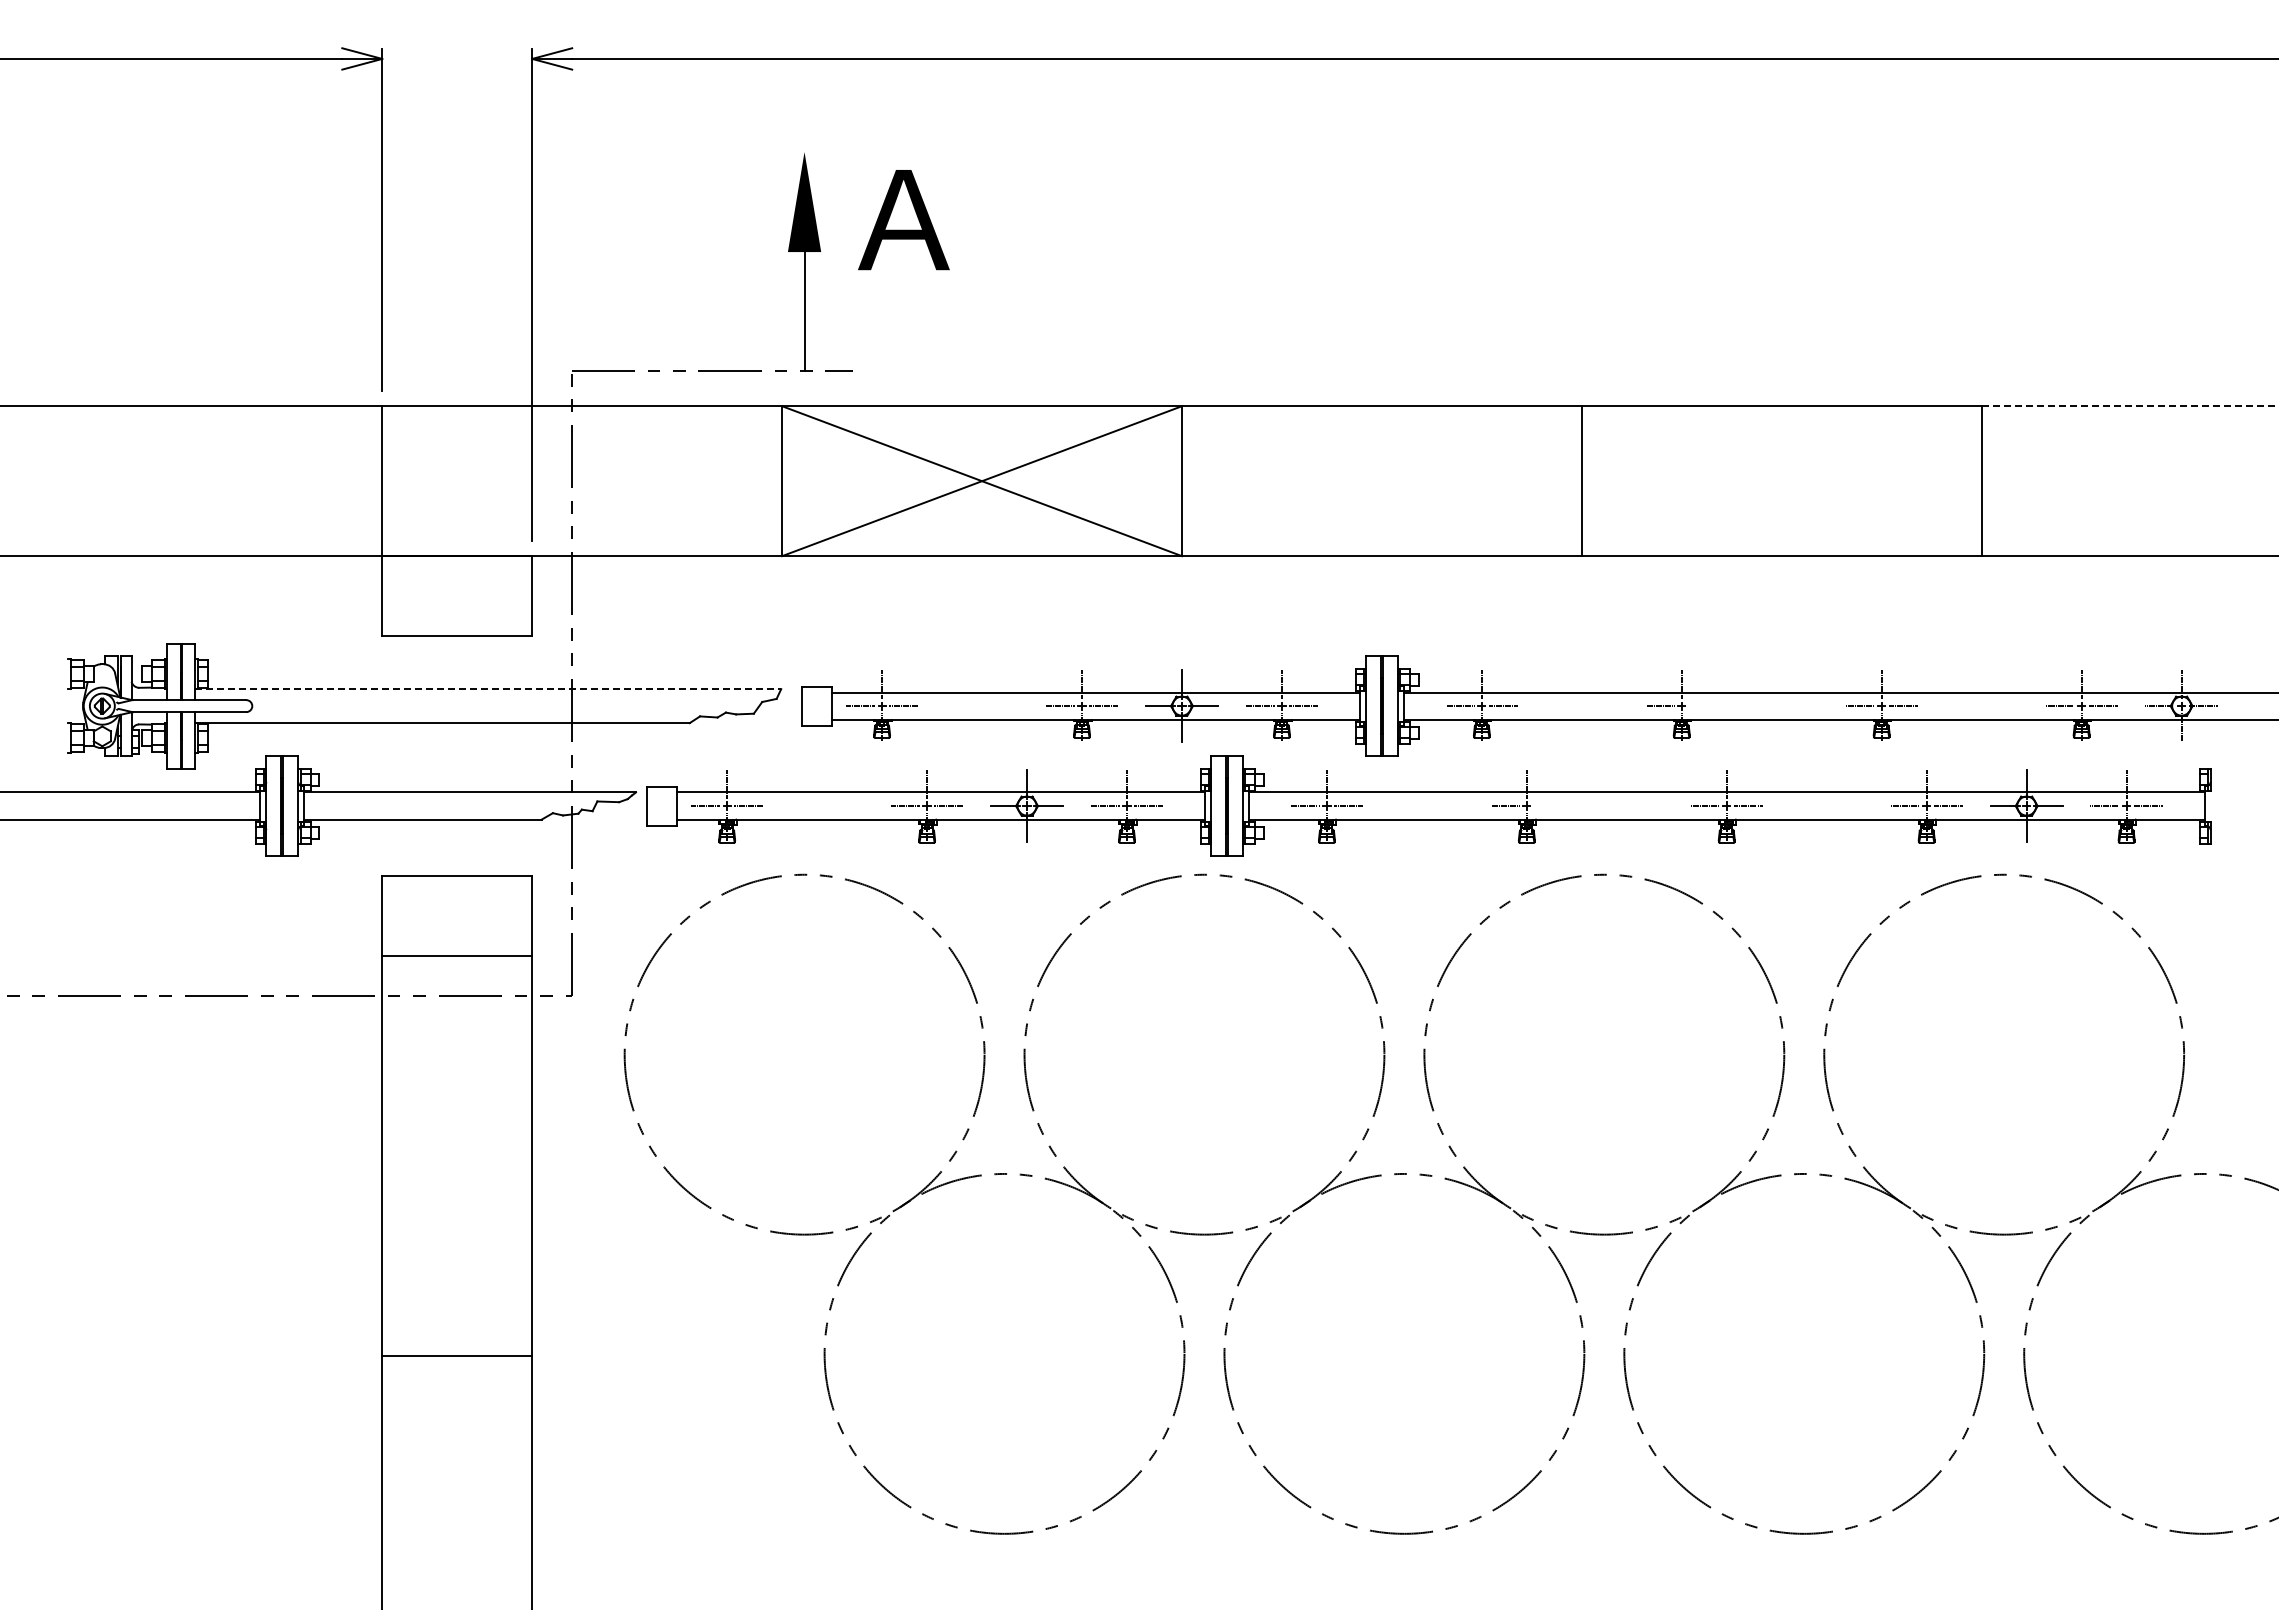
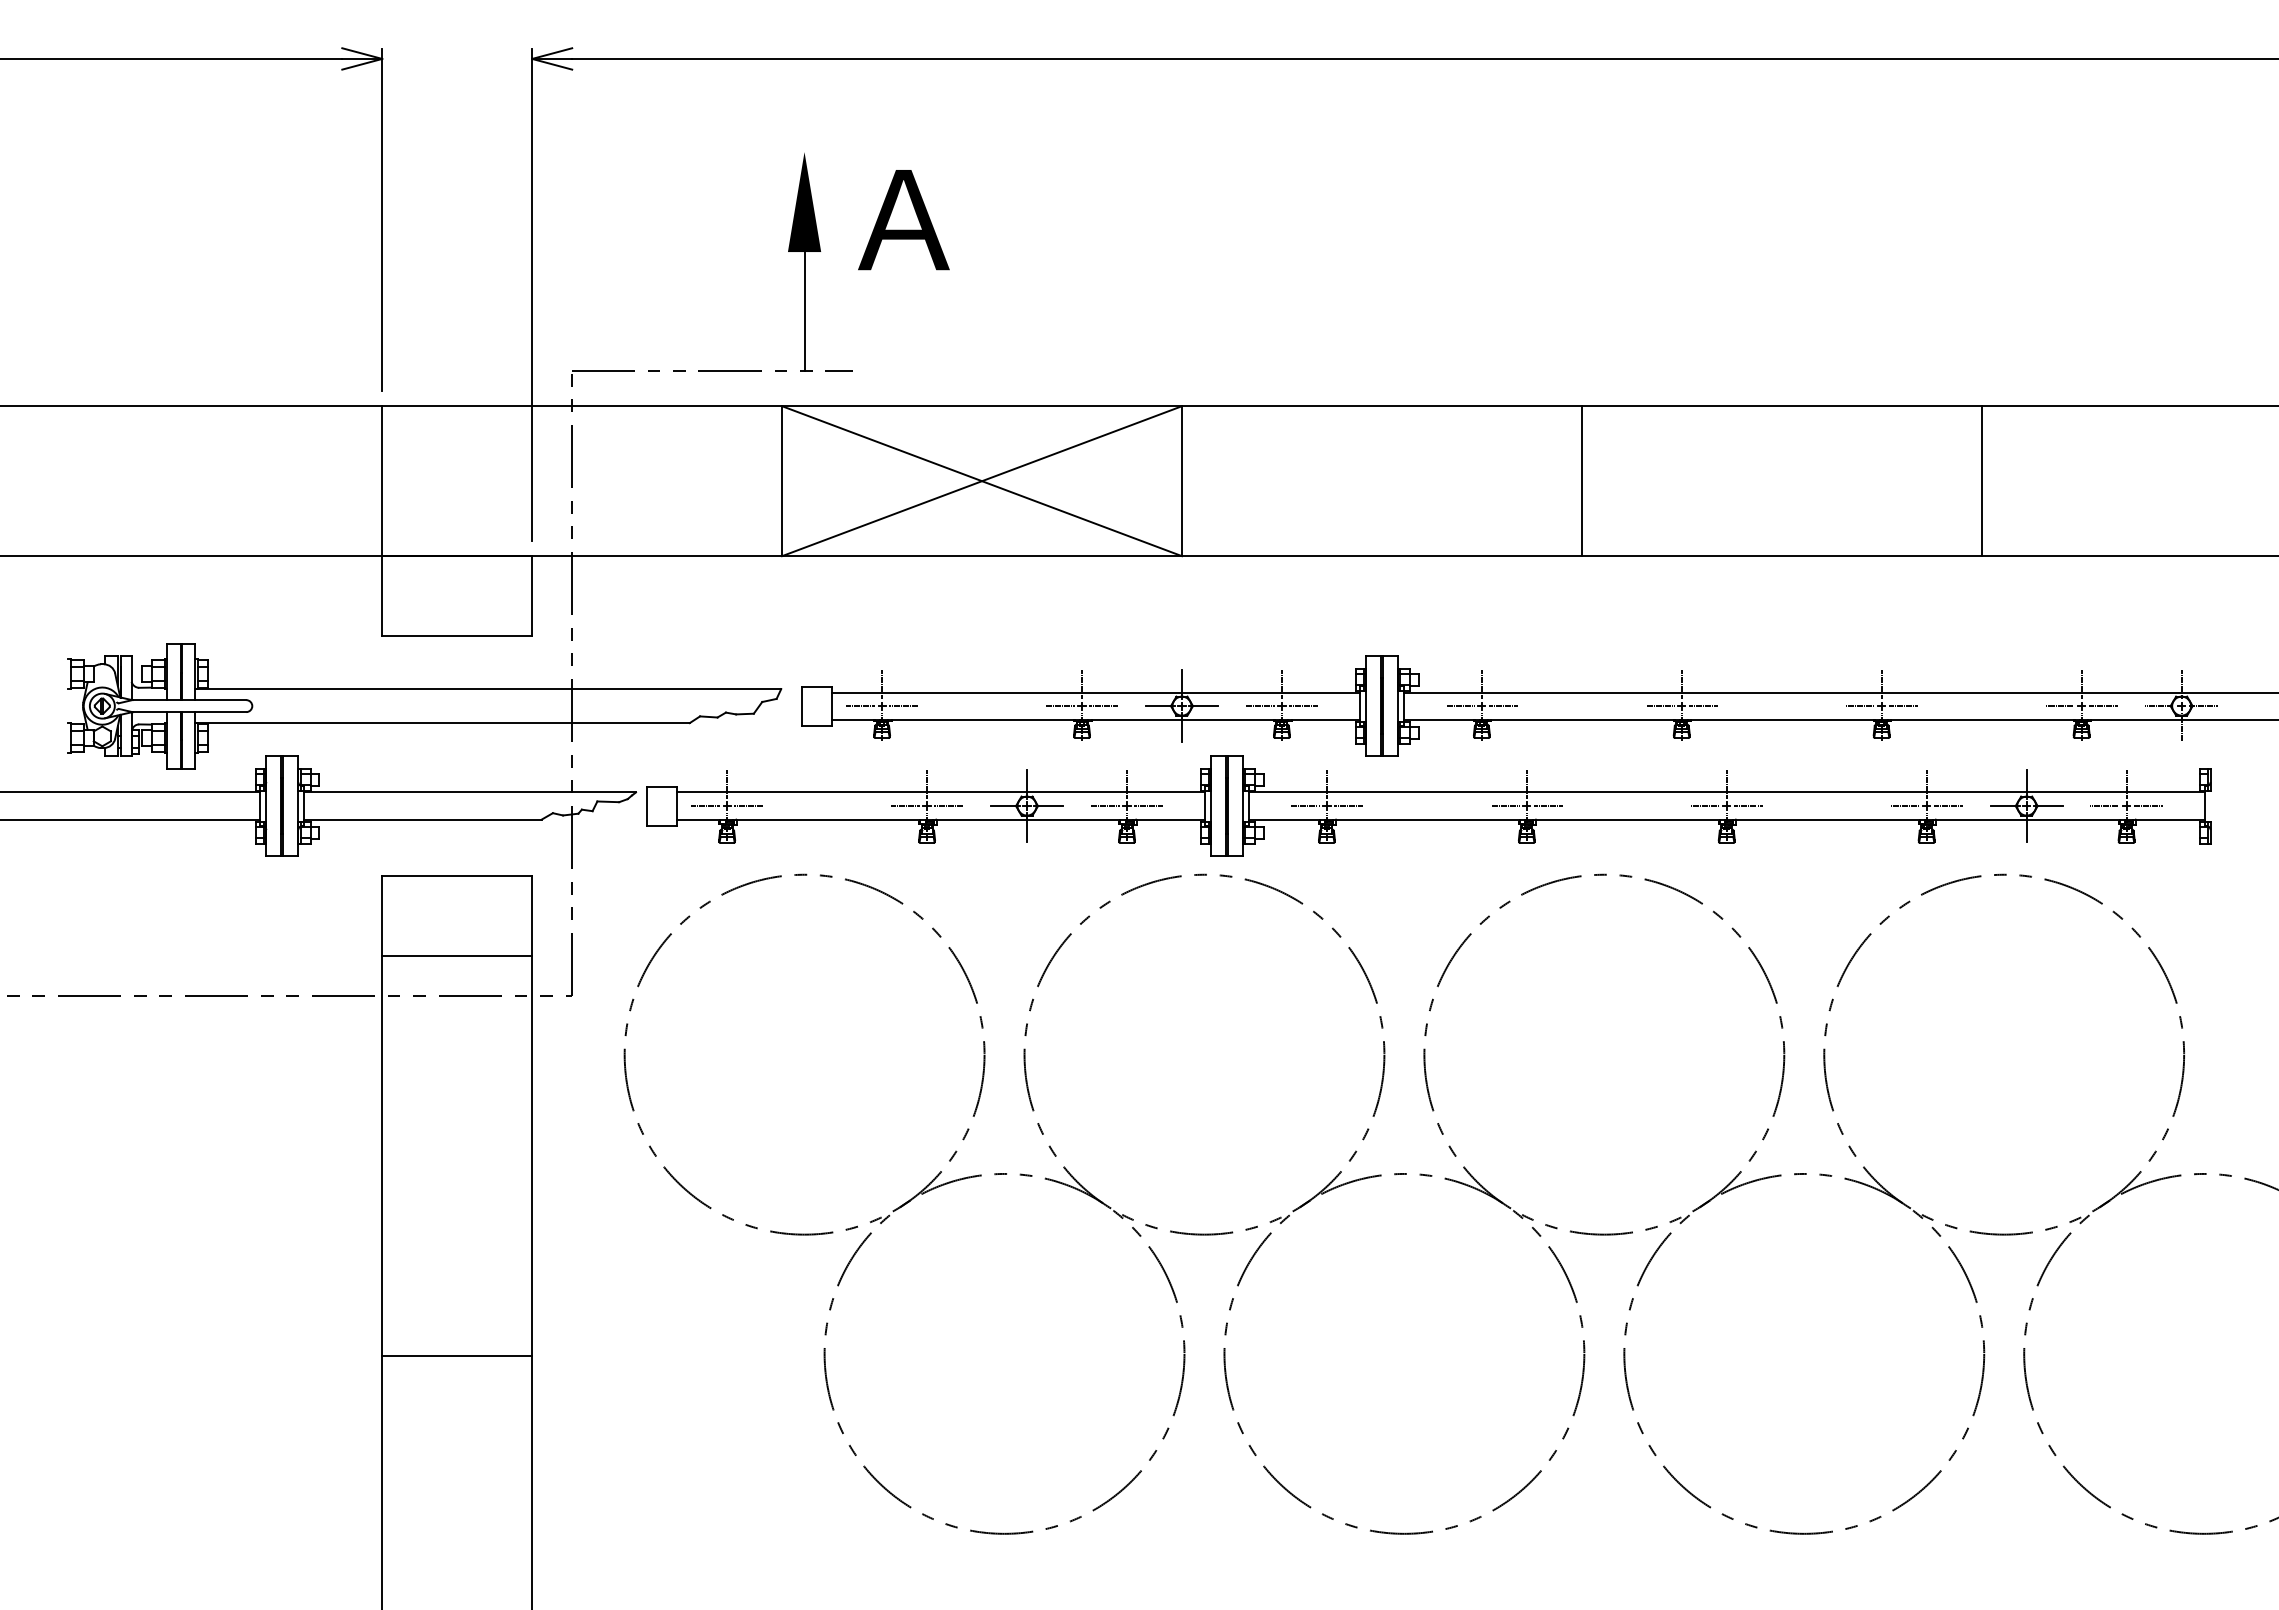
line: dashed -> solid (2130, 406)
line: dashed -> solid (488, 689)
line: none -> present (1703, 706)
line: none -> present (1548, 806)
